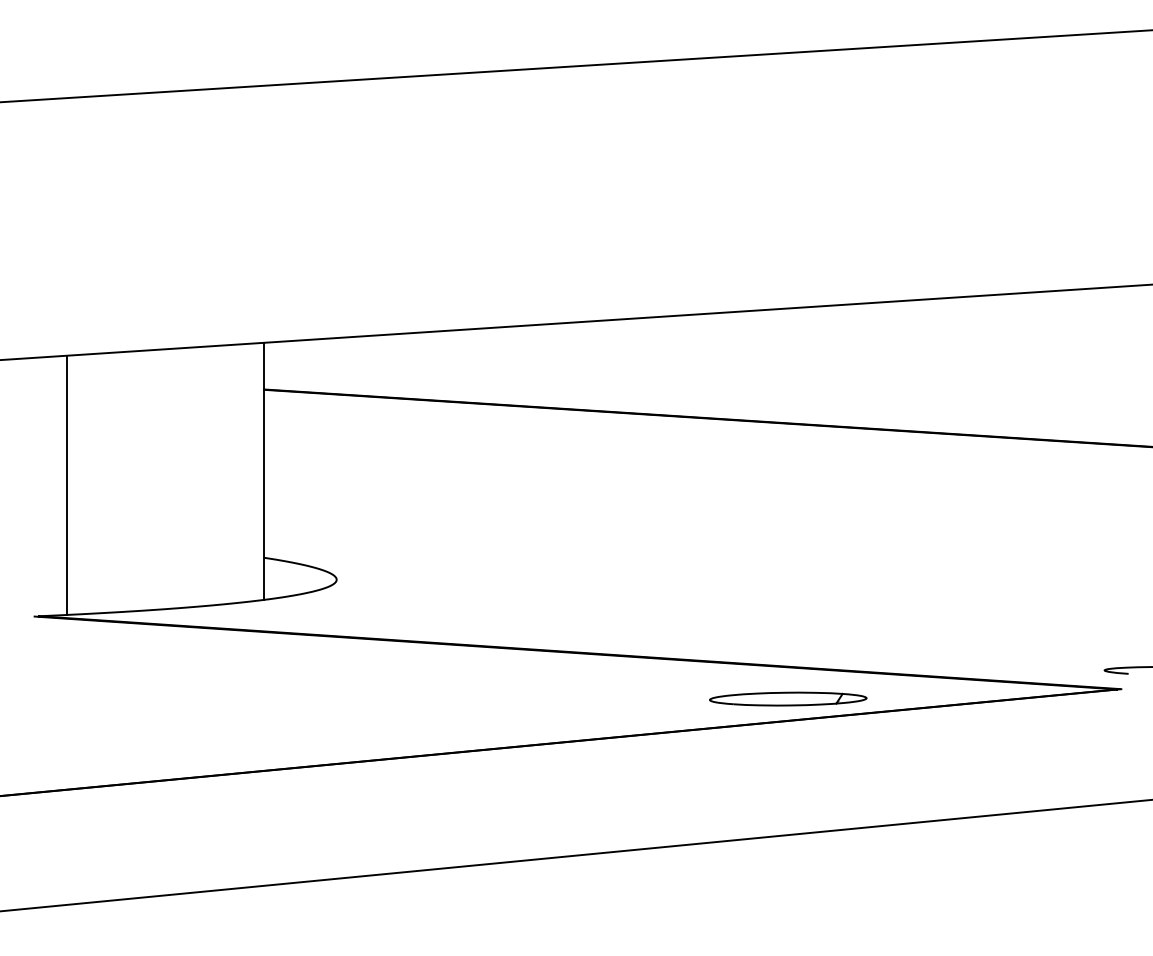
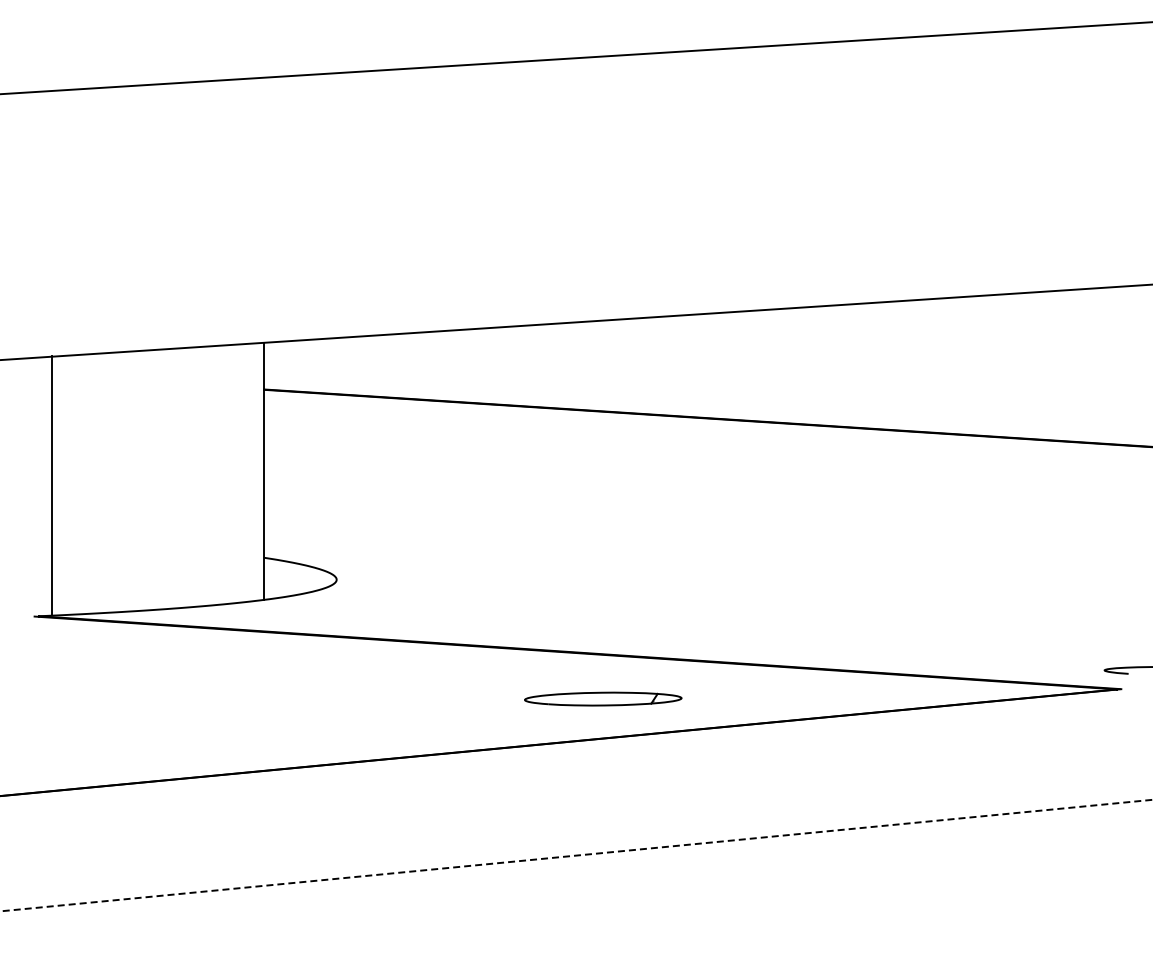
line position: (575, 66) -> (575, 58) (575, 58)
line position: (67, 484) -> (52, 484) (52, 484)
part position: (788, 698) -> (603, 698) (603, 698)
line: solid -> dashed (575, 855)
